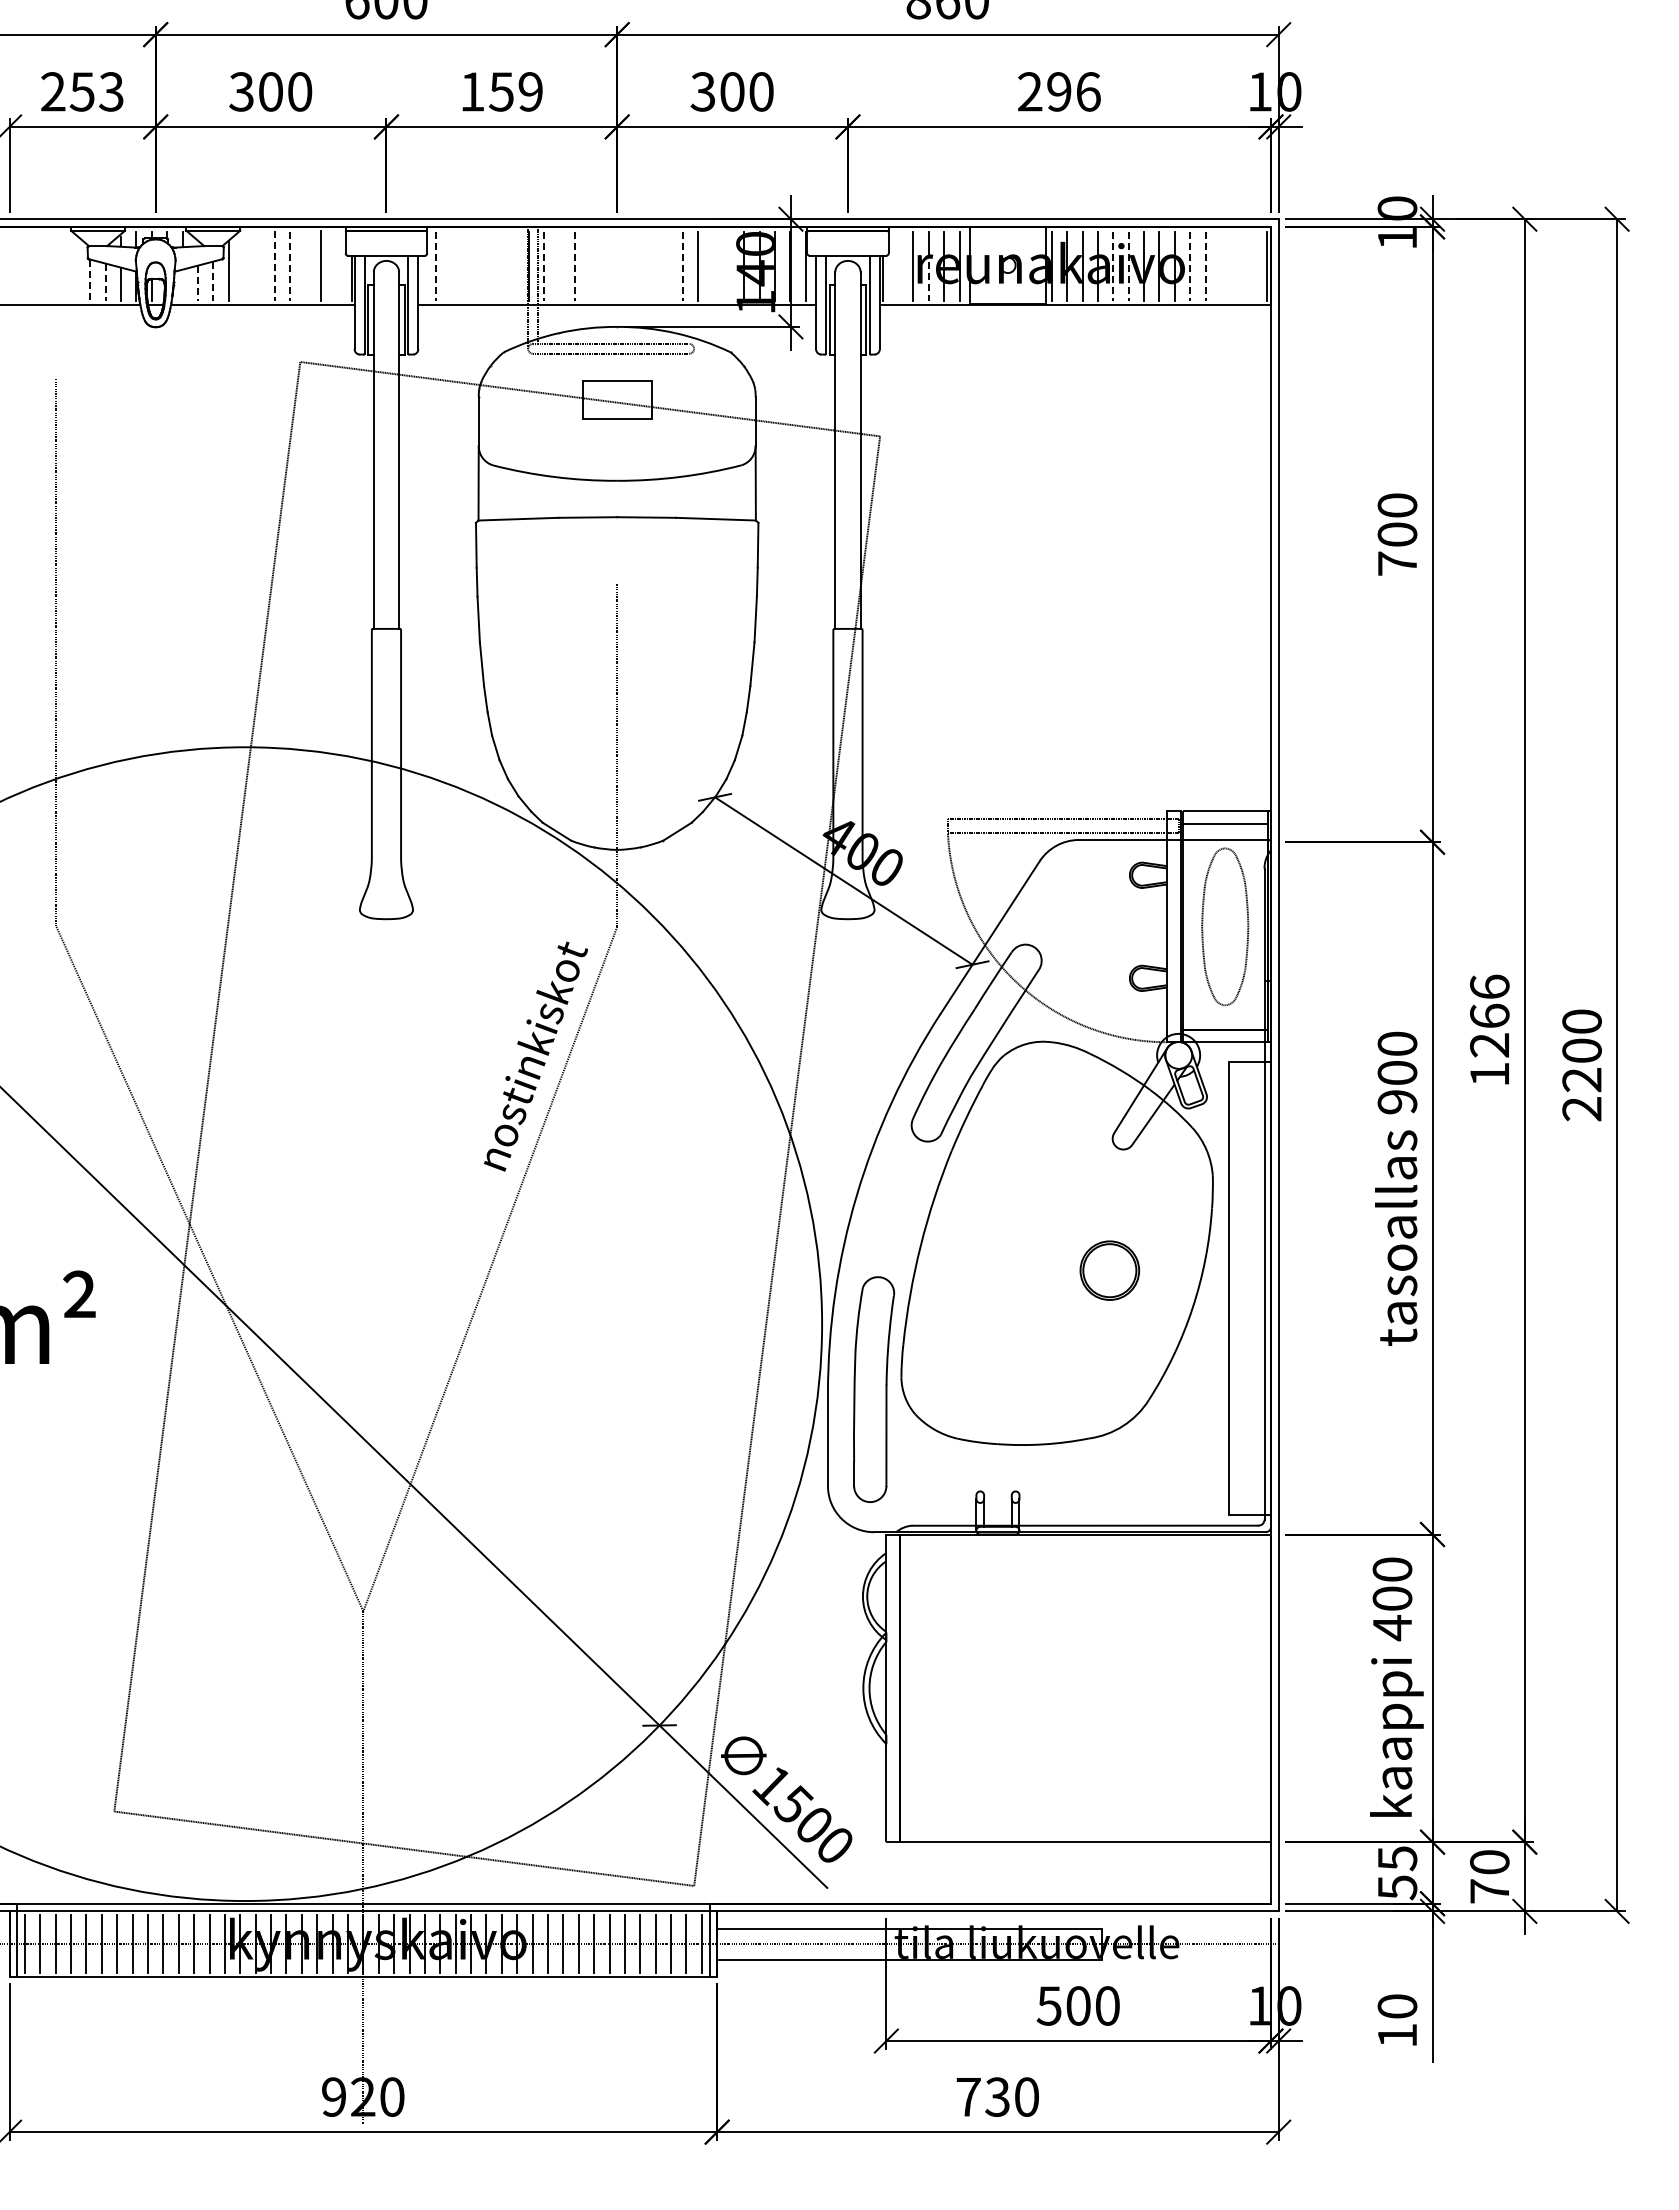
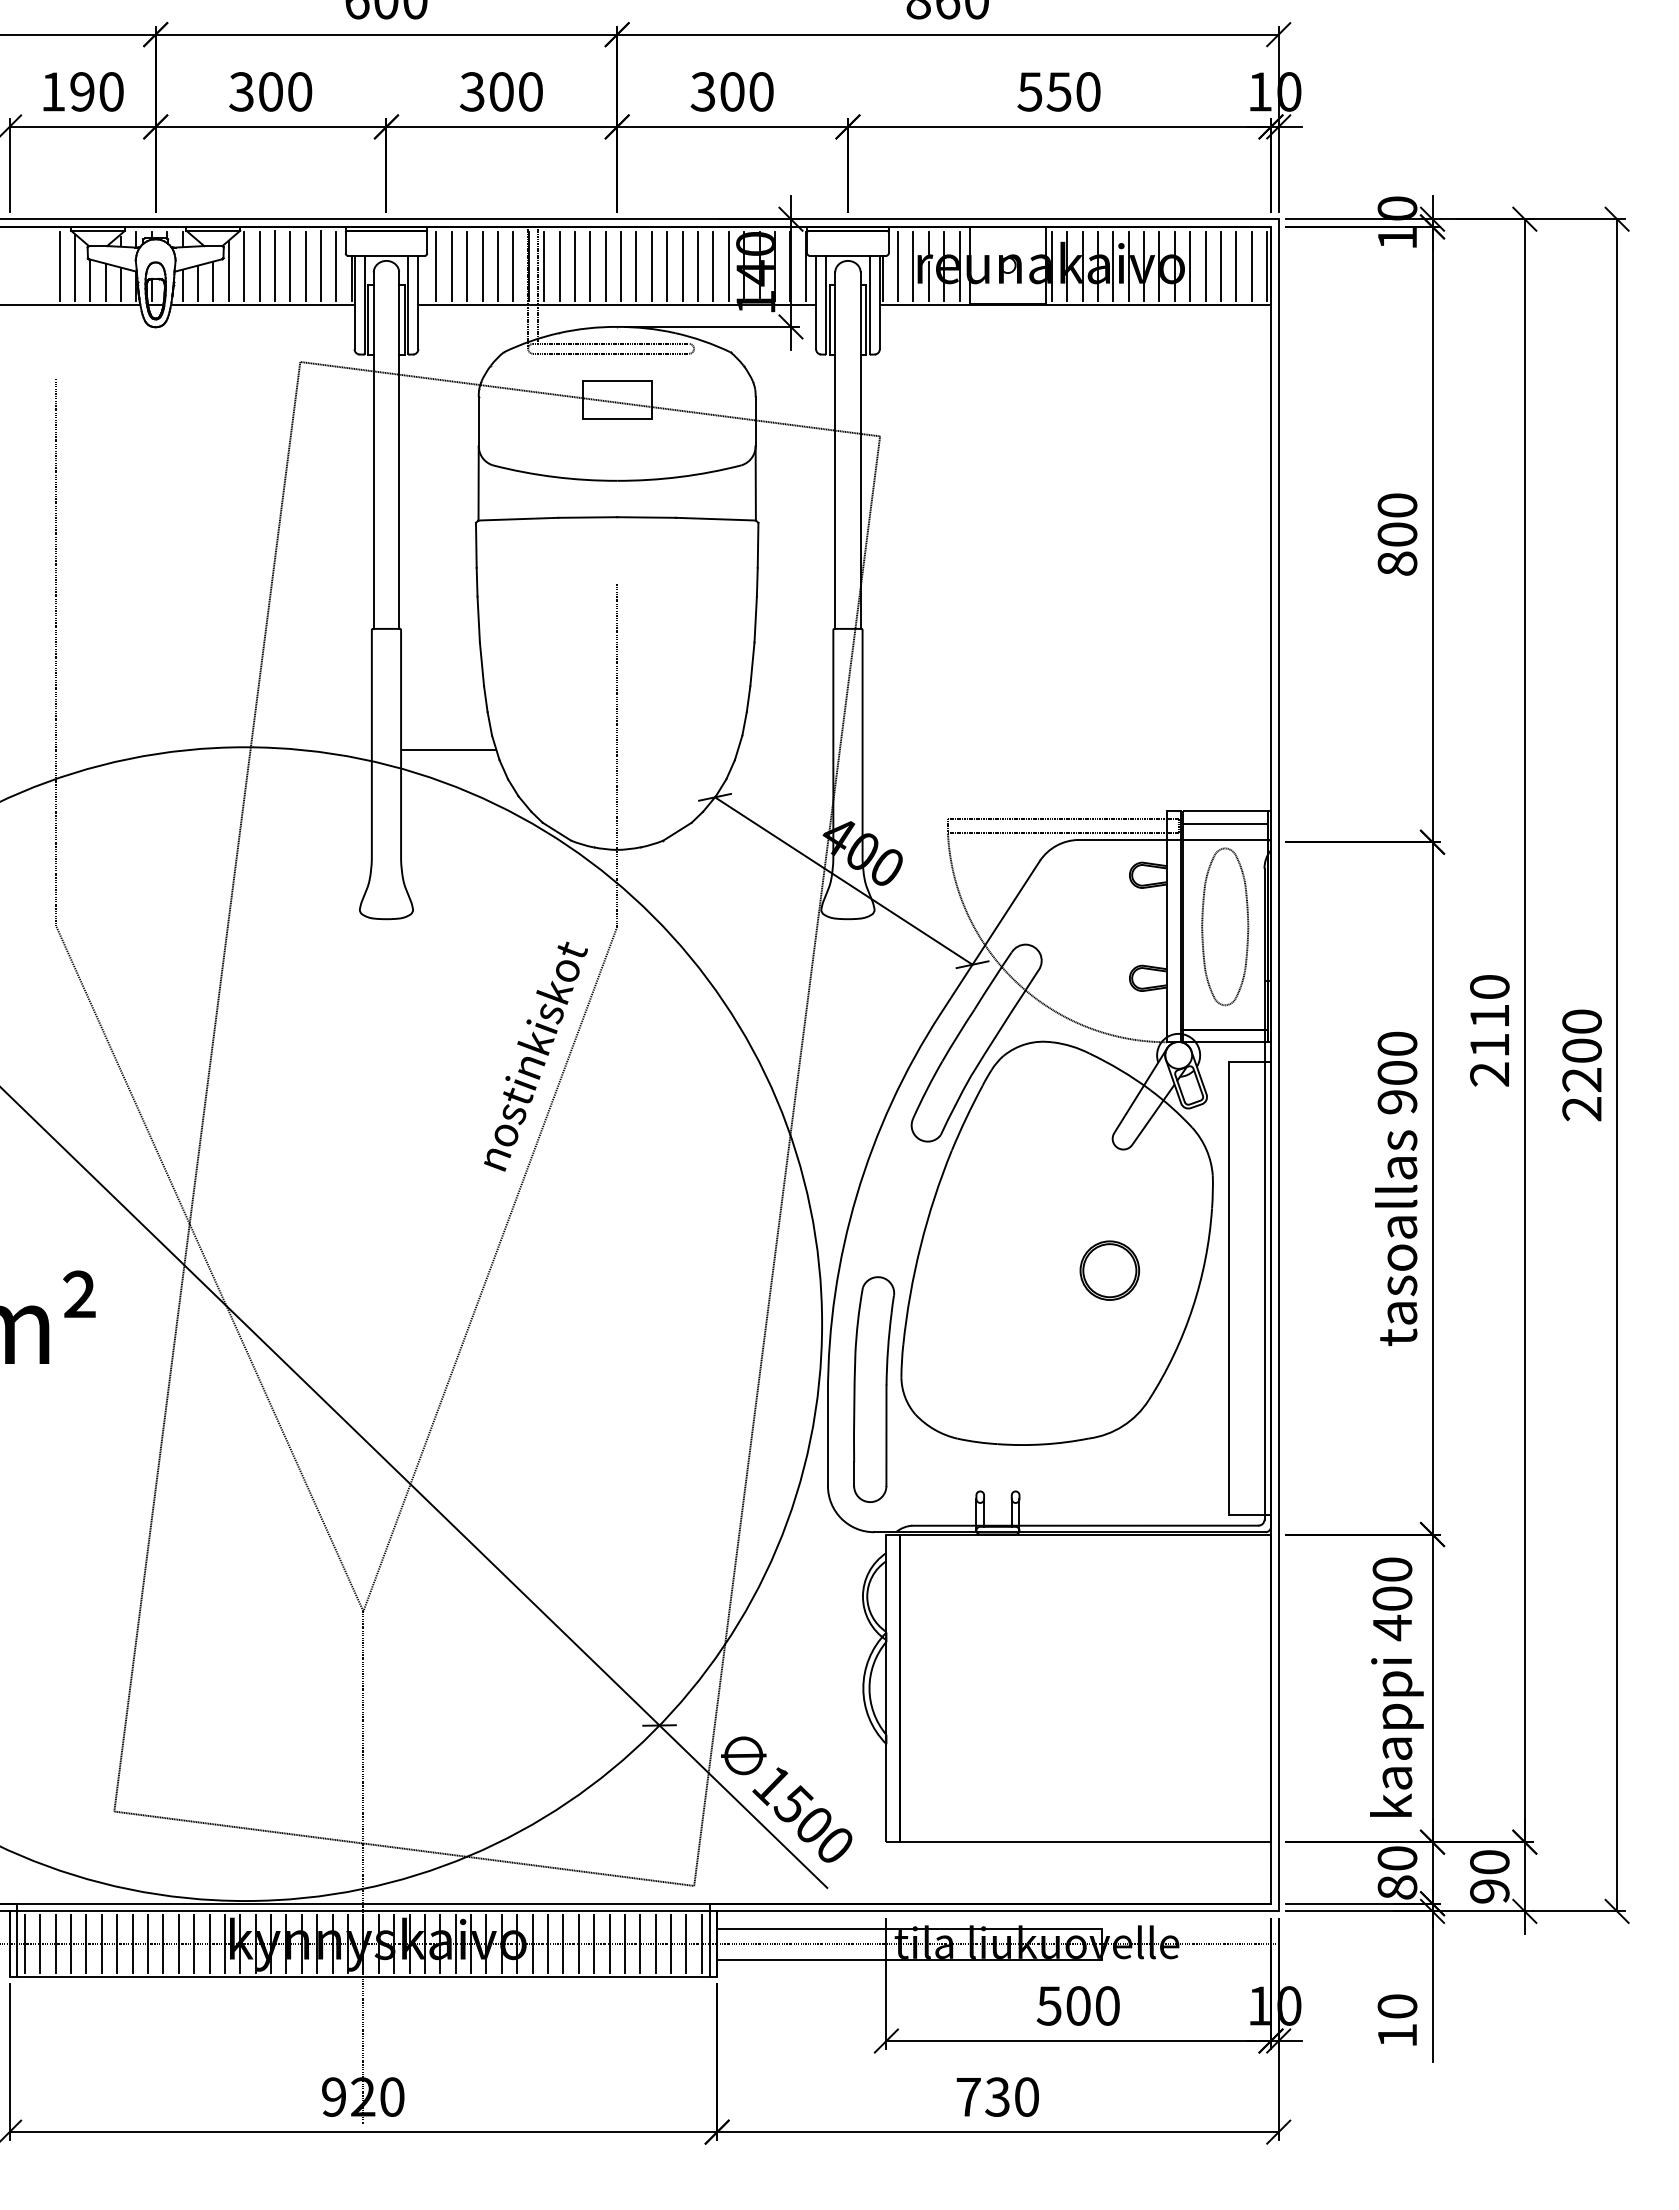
text: 253 -> 190 (82, 91)
text: 159 -> 300 (500, 91)
text: 296 -> 550 (1058, 91)
line: none -> present (59, 265)
line: none -> present (244, 265)
line: none -> present (259, 265)
line: dashed -> solid (274, 265)
line: none -> present (305, 265)
line: none -> present (336, 265)
line: none -> present (451, 265)
line: none -> present (467, 265)
line: none -> present (482, 265)
line: none -> present (497, 265)
line: none -> present (513, 265)
line: none -> present (559, 265)
line: none -> present (590, 265)
line: none -> present (605, 265)
line: none -> present (621, 265)
line: none -> present (636, 265)
line: none -> present (651, 265)
line: none -> present (667, 265)
line: none -> present (713, 265)
line: none -> present (728, 265)
line: none -> present (897, 265)
line: none -> present (1221, 265)
line: none -> present (1236, 265)
line: none -> present (1251, 265)
line: dashed -> solid (290, 266)
line: dashed -> solid (436, 266)
line: dashed -> solid (544, 266)
line: dashed -> solid (574, 266)
line: dashed -> solid (682, 266)
line: dashed -> solid (1113, 266)
line: dashed -> solid (1128, 266)
line: dashed -> solid (1190, 266)
line: dashed -> solid (1205, 266)
line: none -> present (74, 267)
line: dashed -> solid (90, 280)
line: dashed -> solid (213, 281)
line: dashed -> solid (928, 281)
line: dashed -> solid (105, 282)
line: dashed -> solid (198, 283)
line: none -> present (182, 284)
text: 700 -> 800 (1397, 563)
line: none -> present (449, 749)
text: 1266 -> 2110 (1489, 1030)
text: 55 -> 80 (1397, 1873)
text: 70 -> 90 (1489, 1891)
